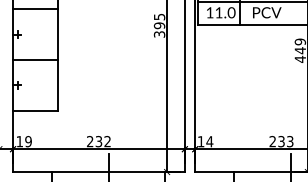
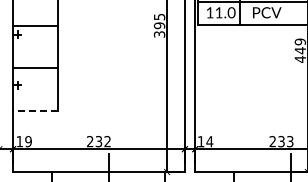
line position: (35, 9) -> (35, 26) (35, 26)
line position: (35, 60) -> (35, 68) (35, 68)
line: solid -> dashed (34, 110)
